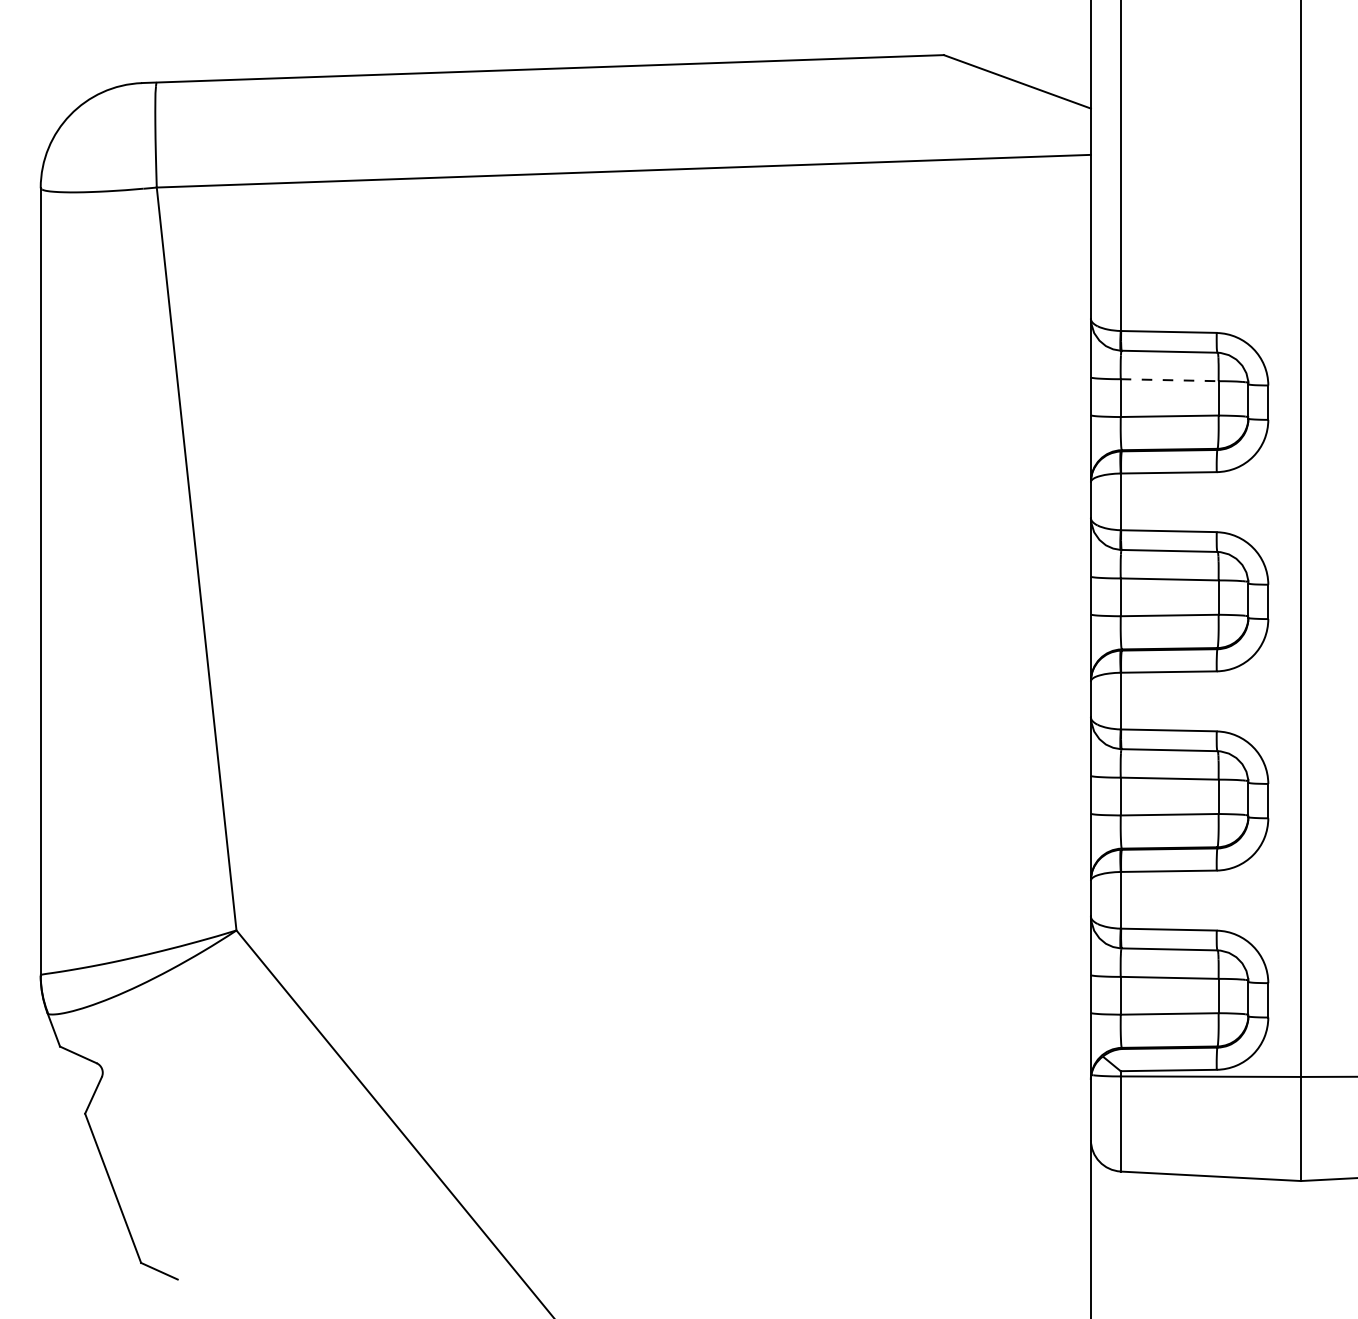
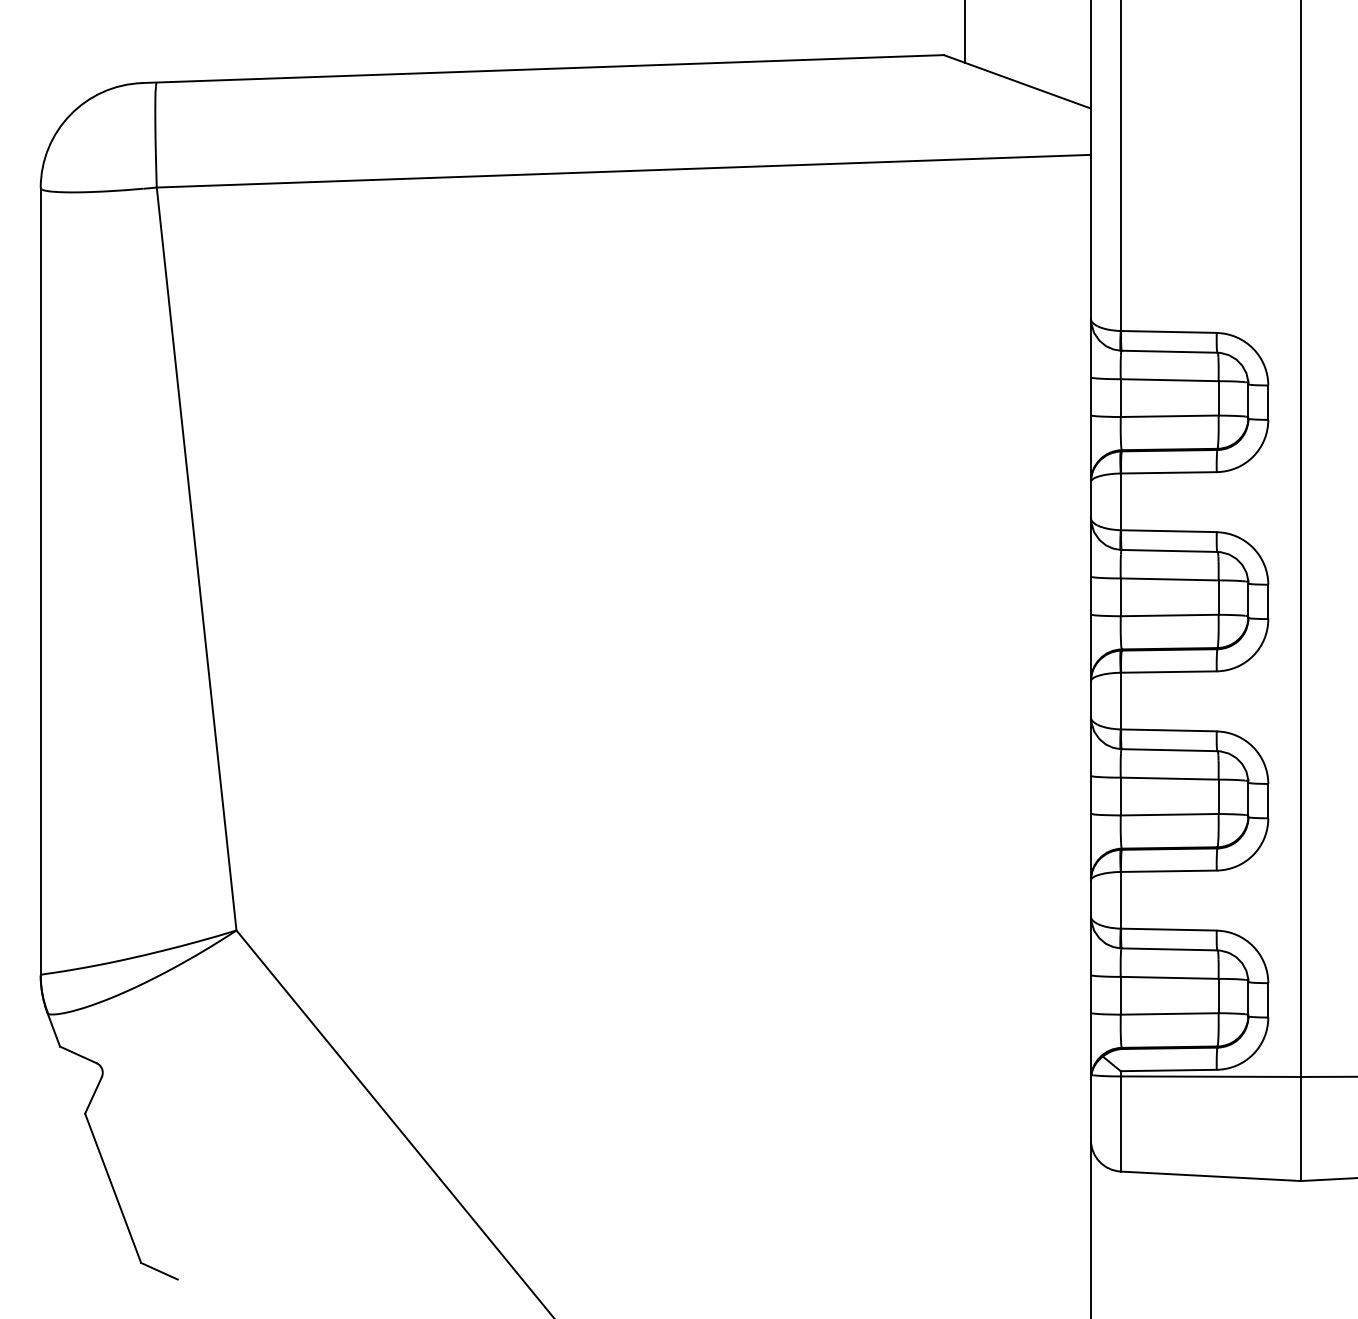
line: none -> present (964, 32)
line: dashed -> solid (1169, 380)
